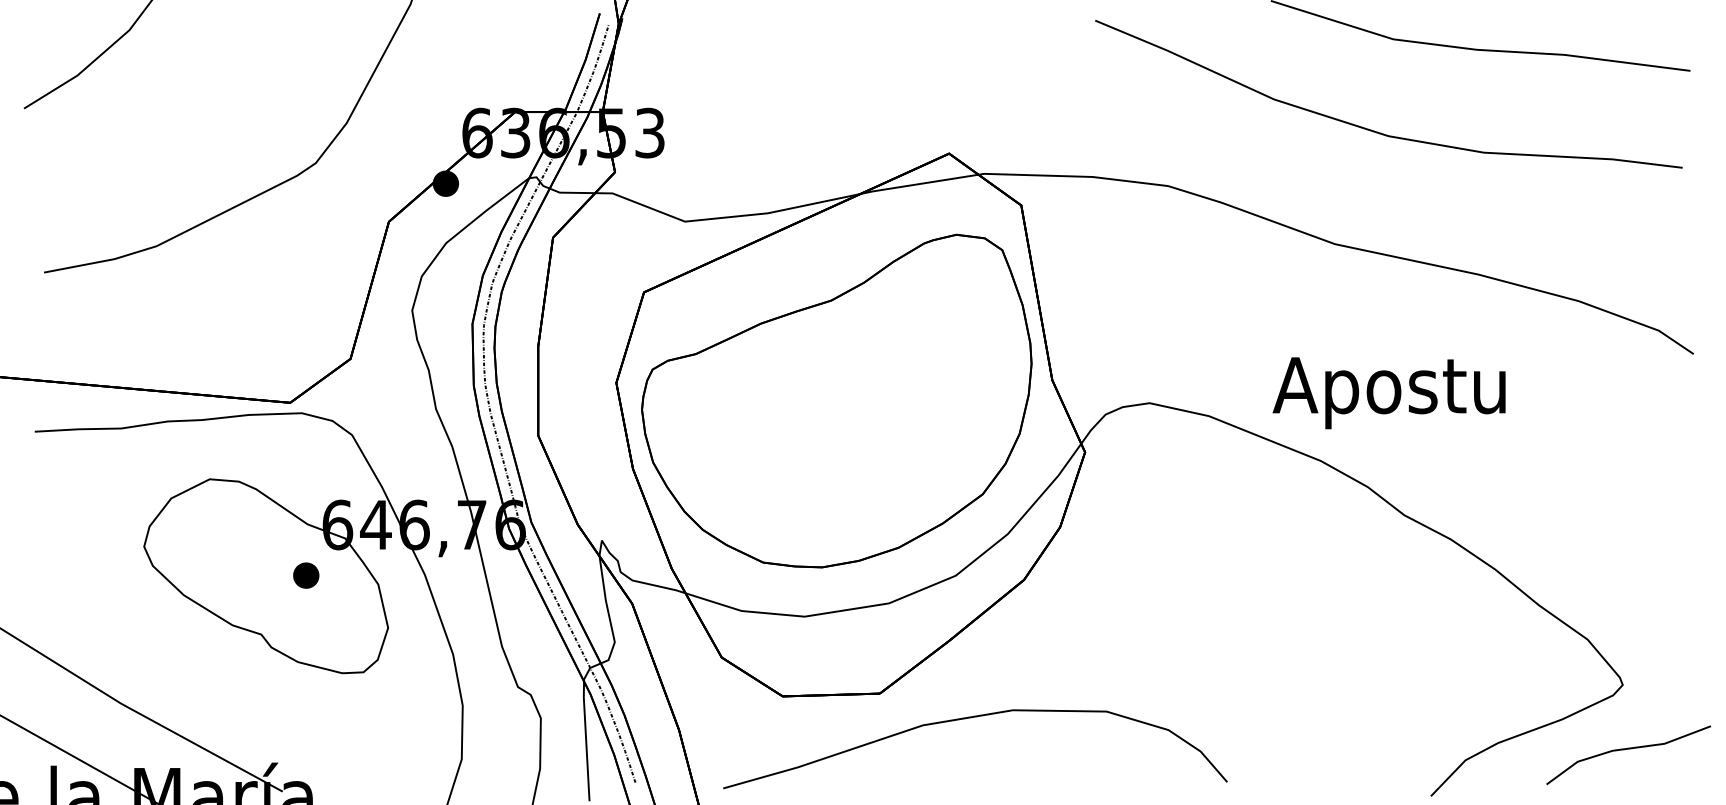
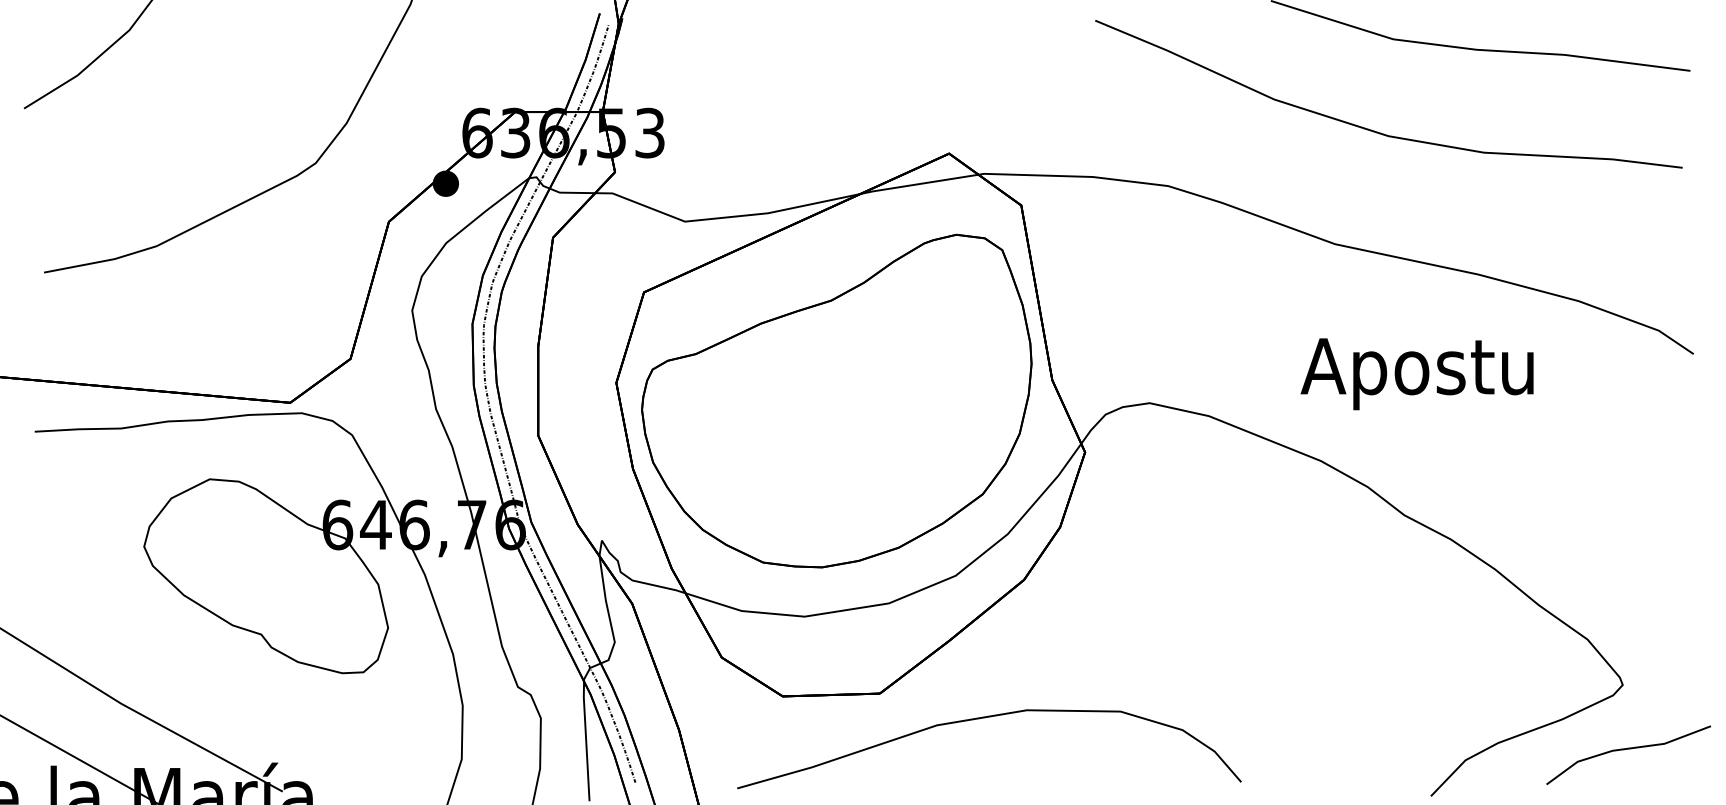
text position: (1388, 393) -> (1416, 374) (1416, 374)
part: present -> none (306, 575)
curve position: (971, 718) -> (985, 718) (985, 718)
